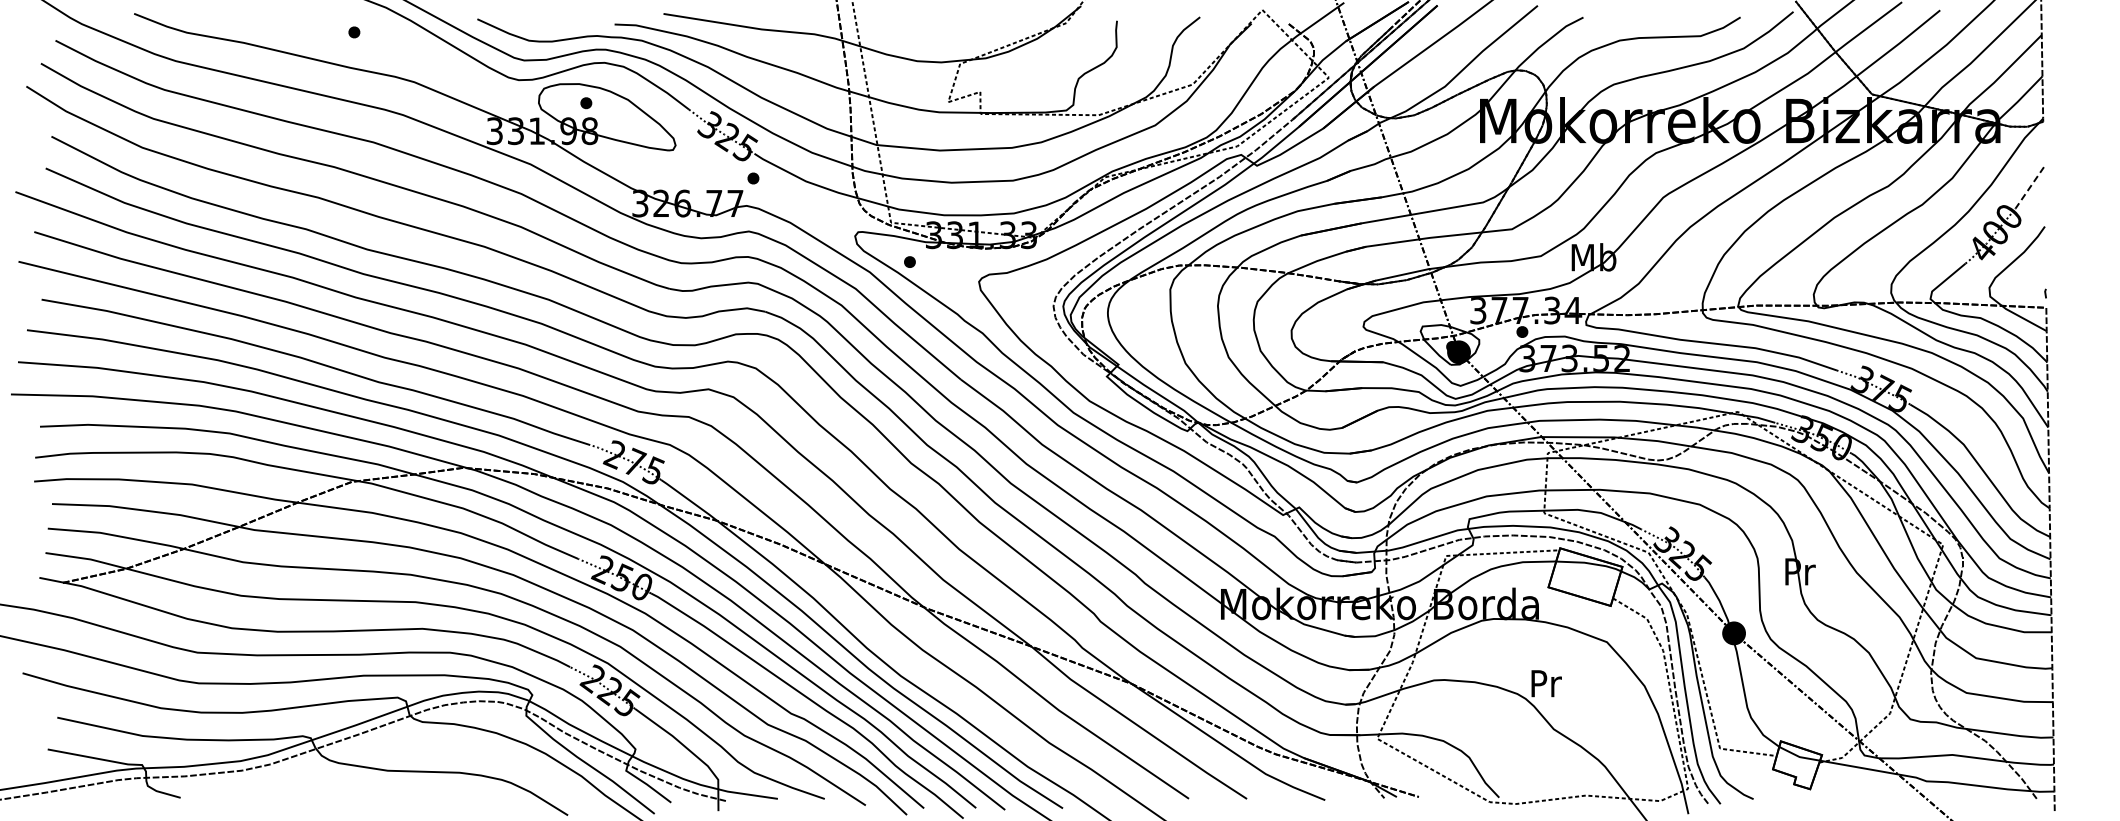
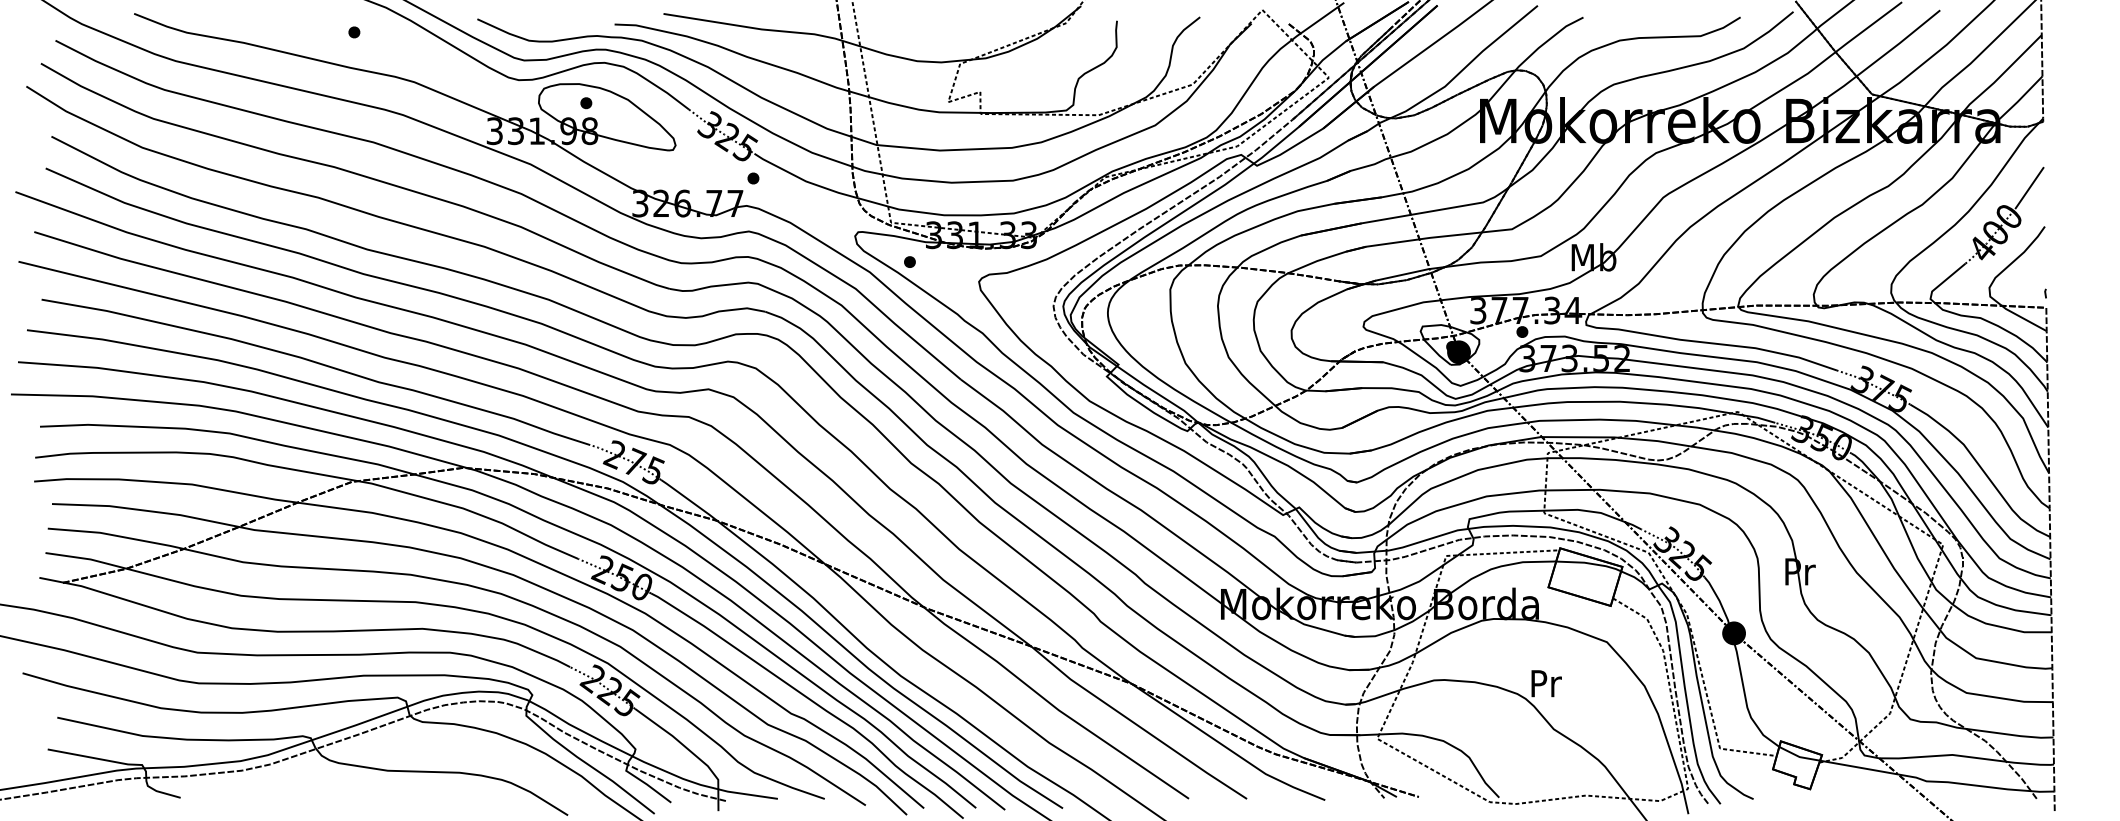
line: dashed -> solid (2029, 188)
